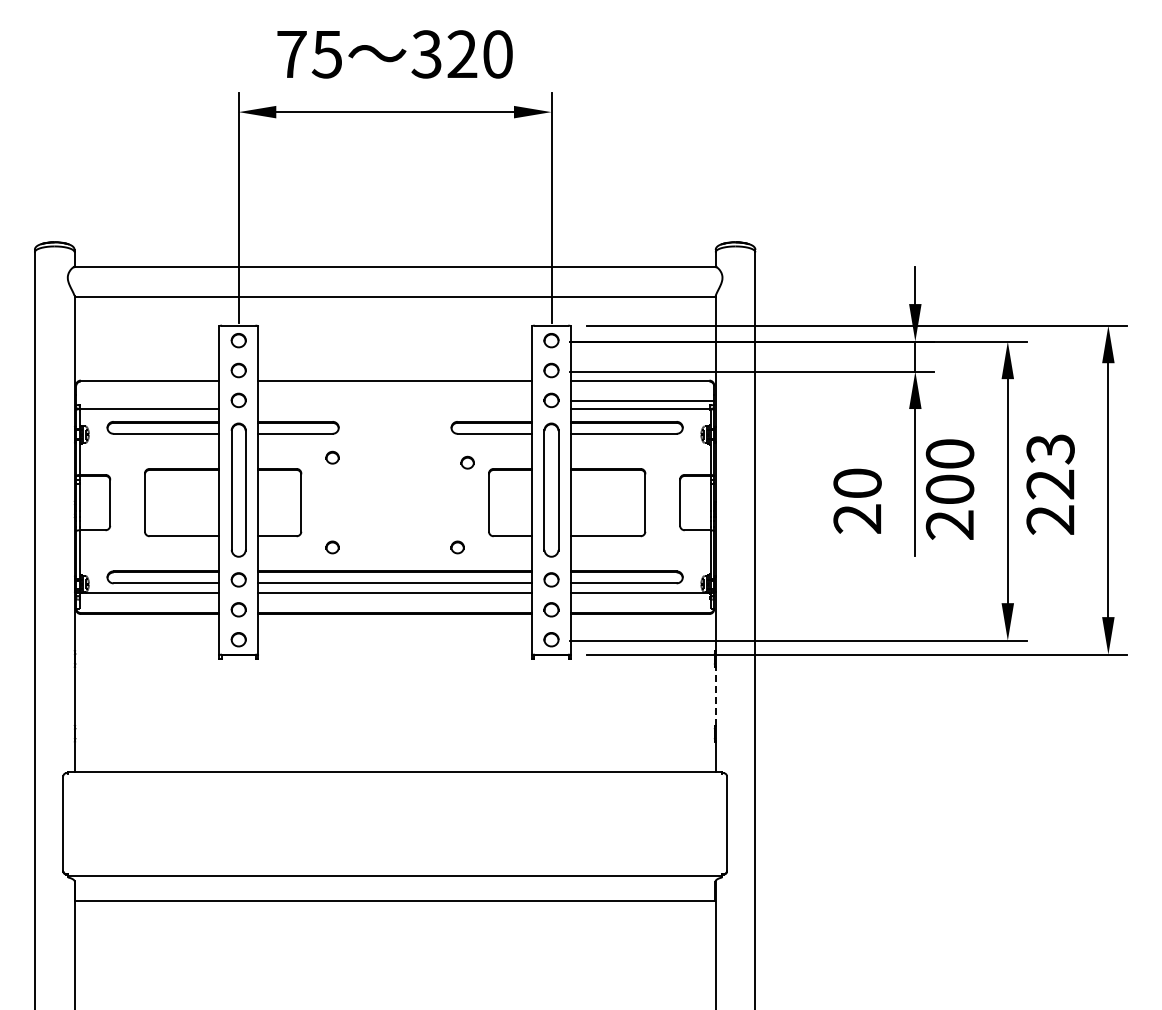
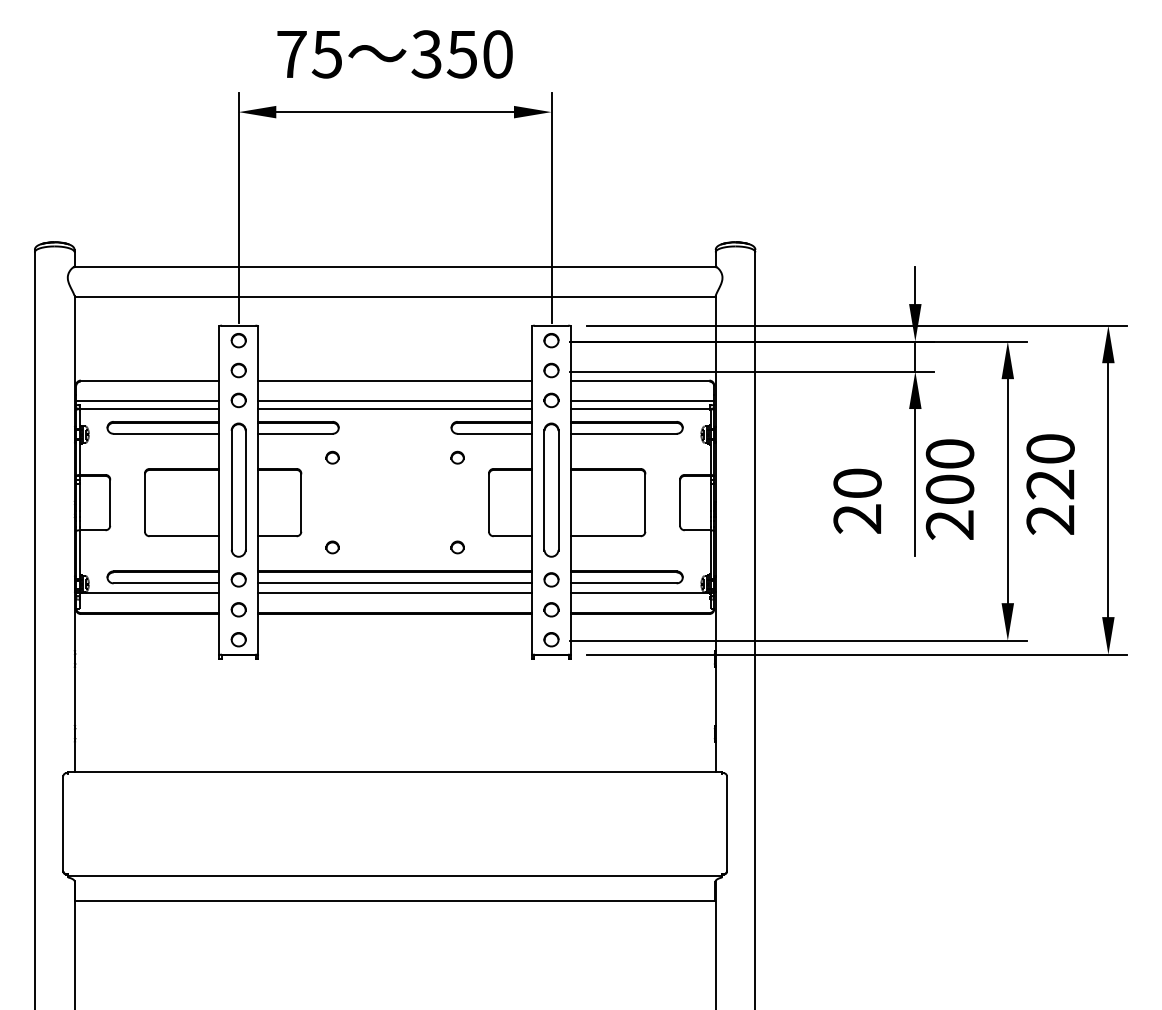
text: 320 -> 350 (461, 54)
line: none -> present (147, 401)
line: none -> present (394, 401)
line: none -> present (394, 408)
text: 223 -> 220 (1050, 449)
part position: (467, 462) -> (457, 457) (457, 457)
line: dashed -> solid (715, 696)
